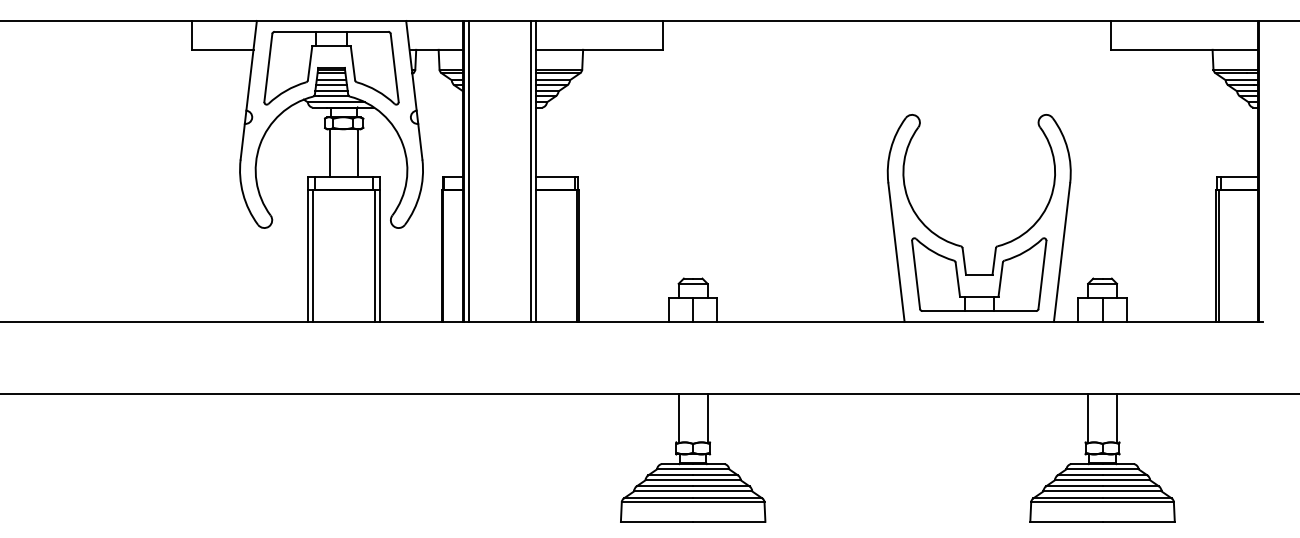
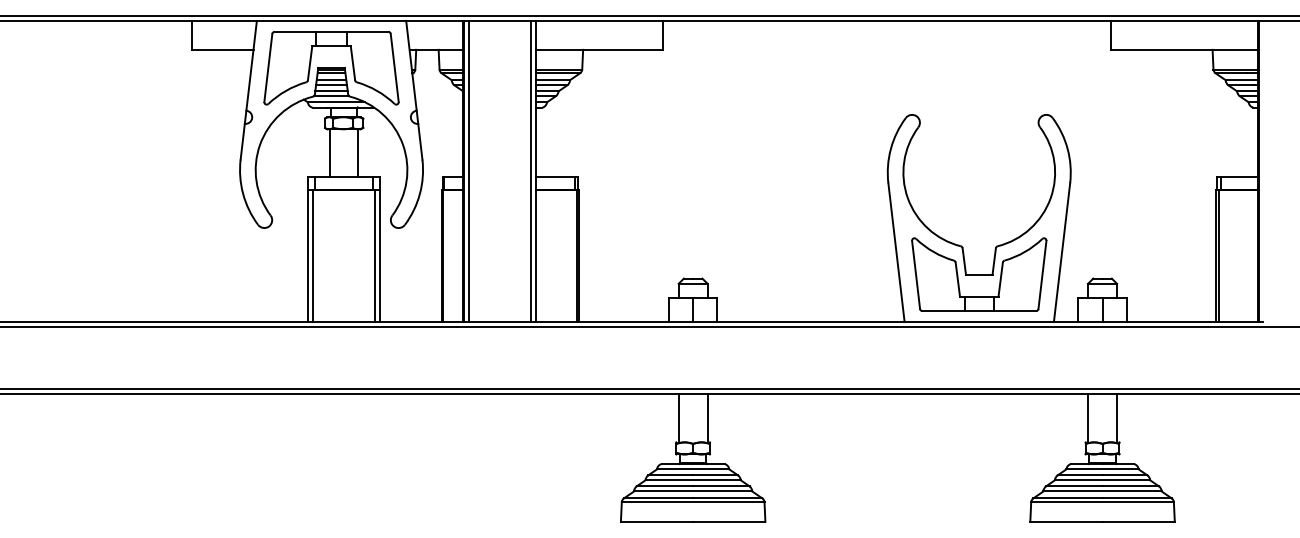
line: none -> present (649, 16)
line: none -> present (649, 326)
line: none -> present (649, 389)
